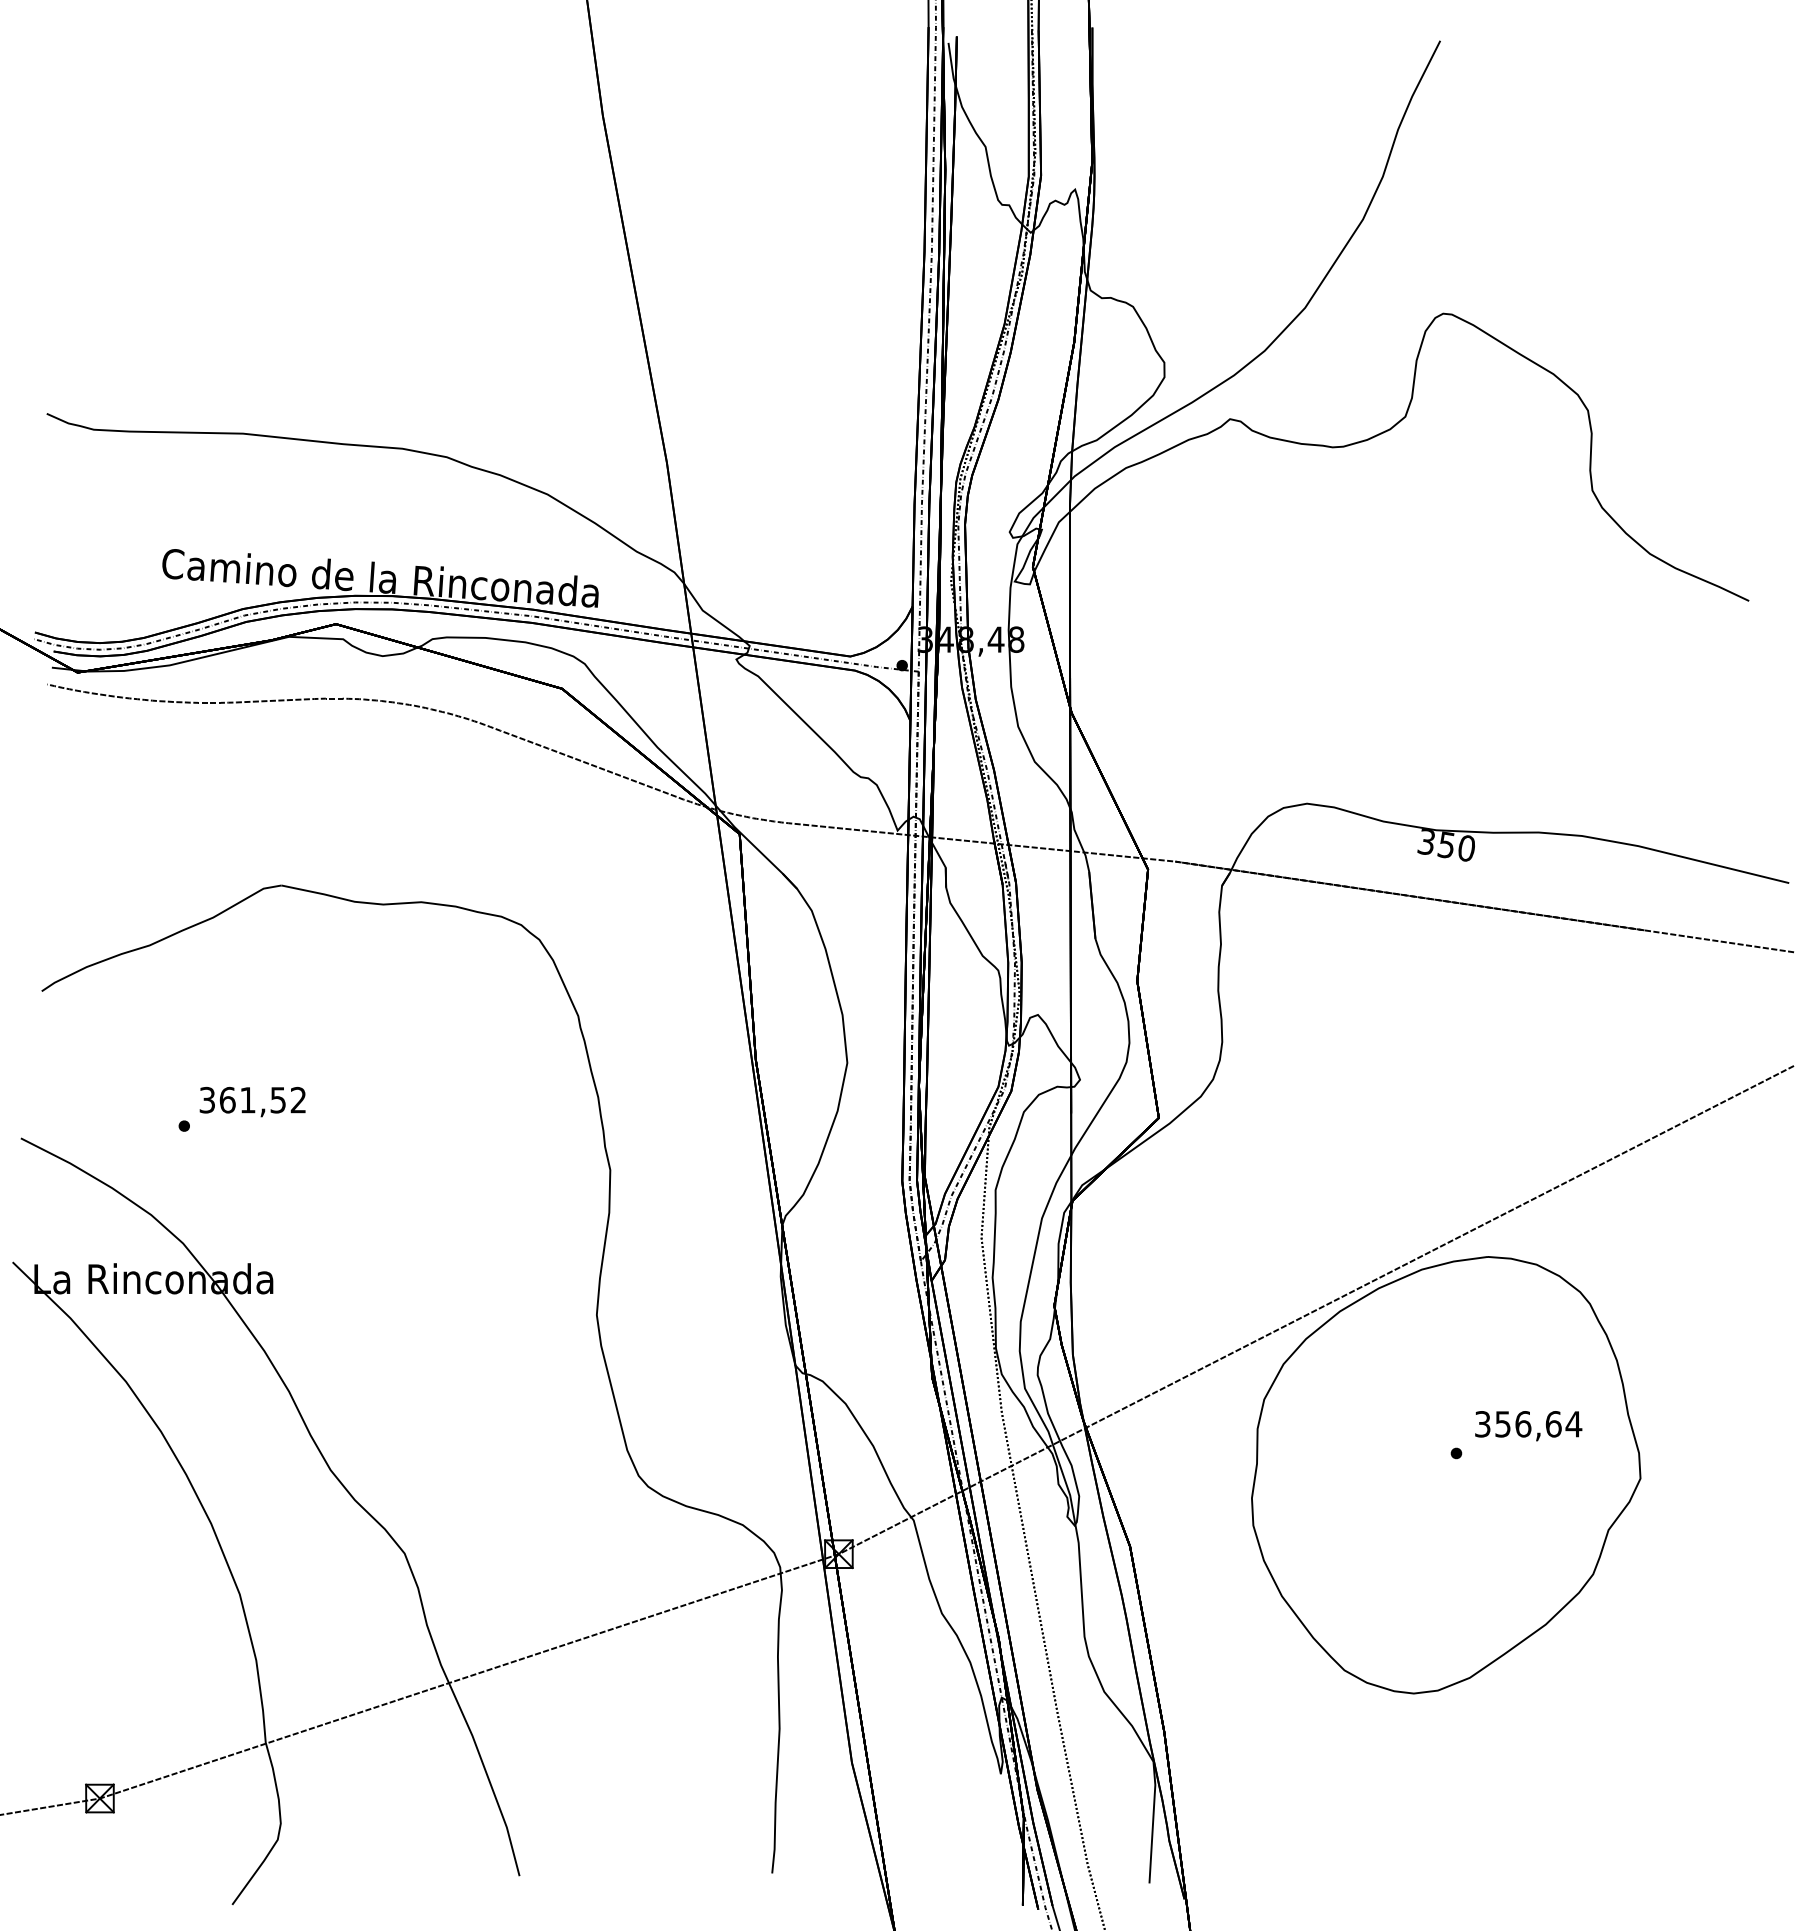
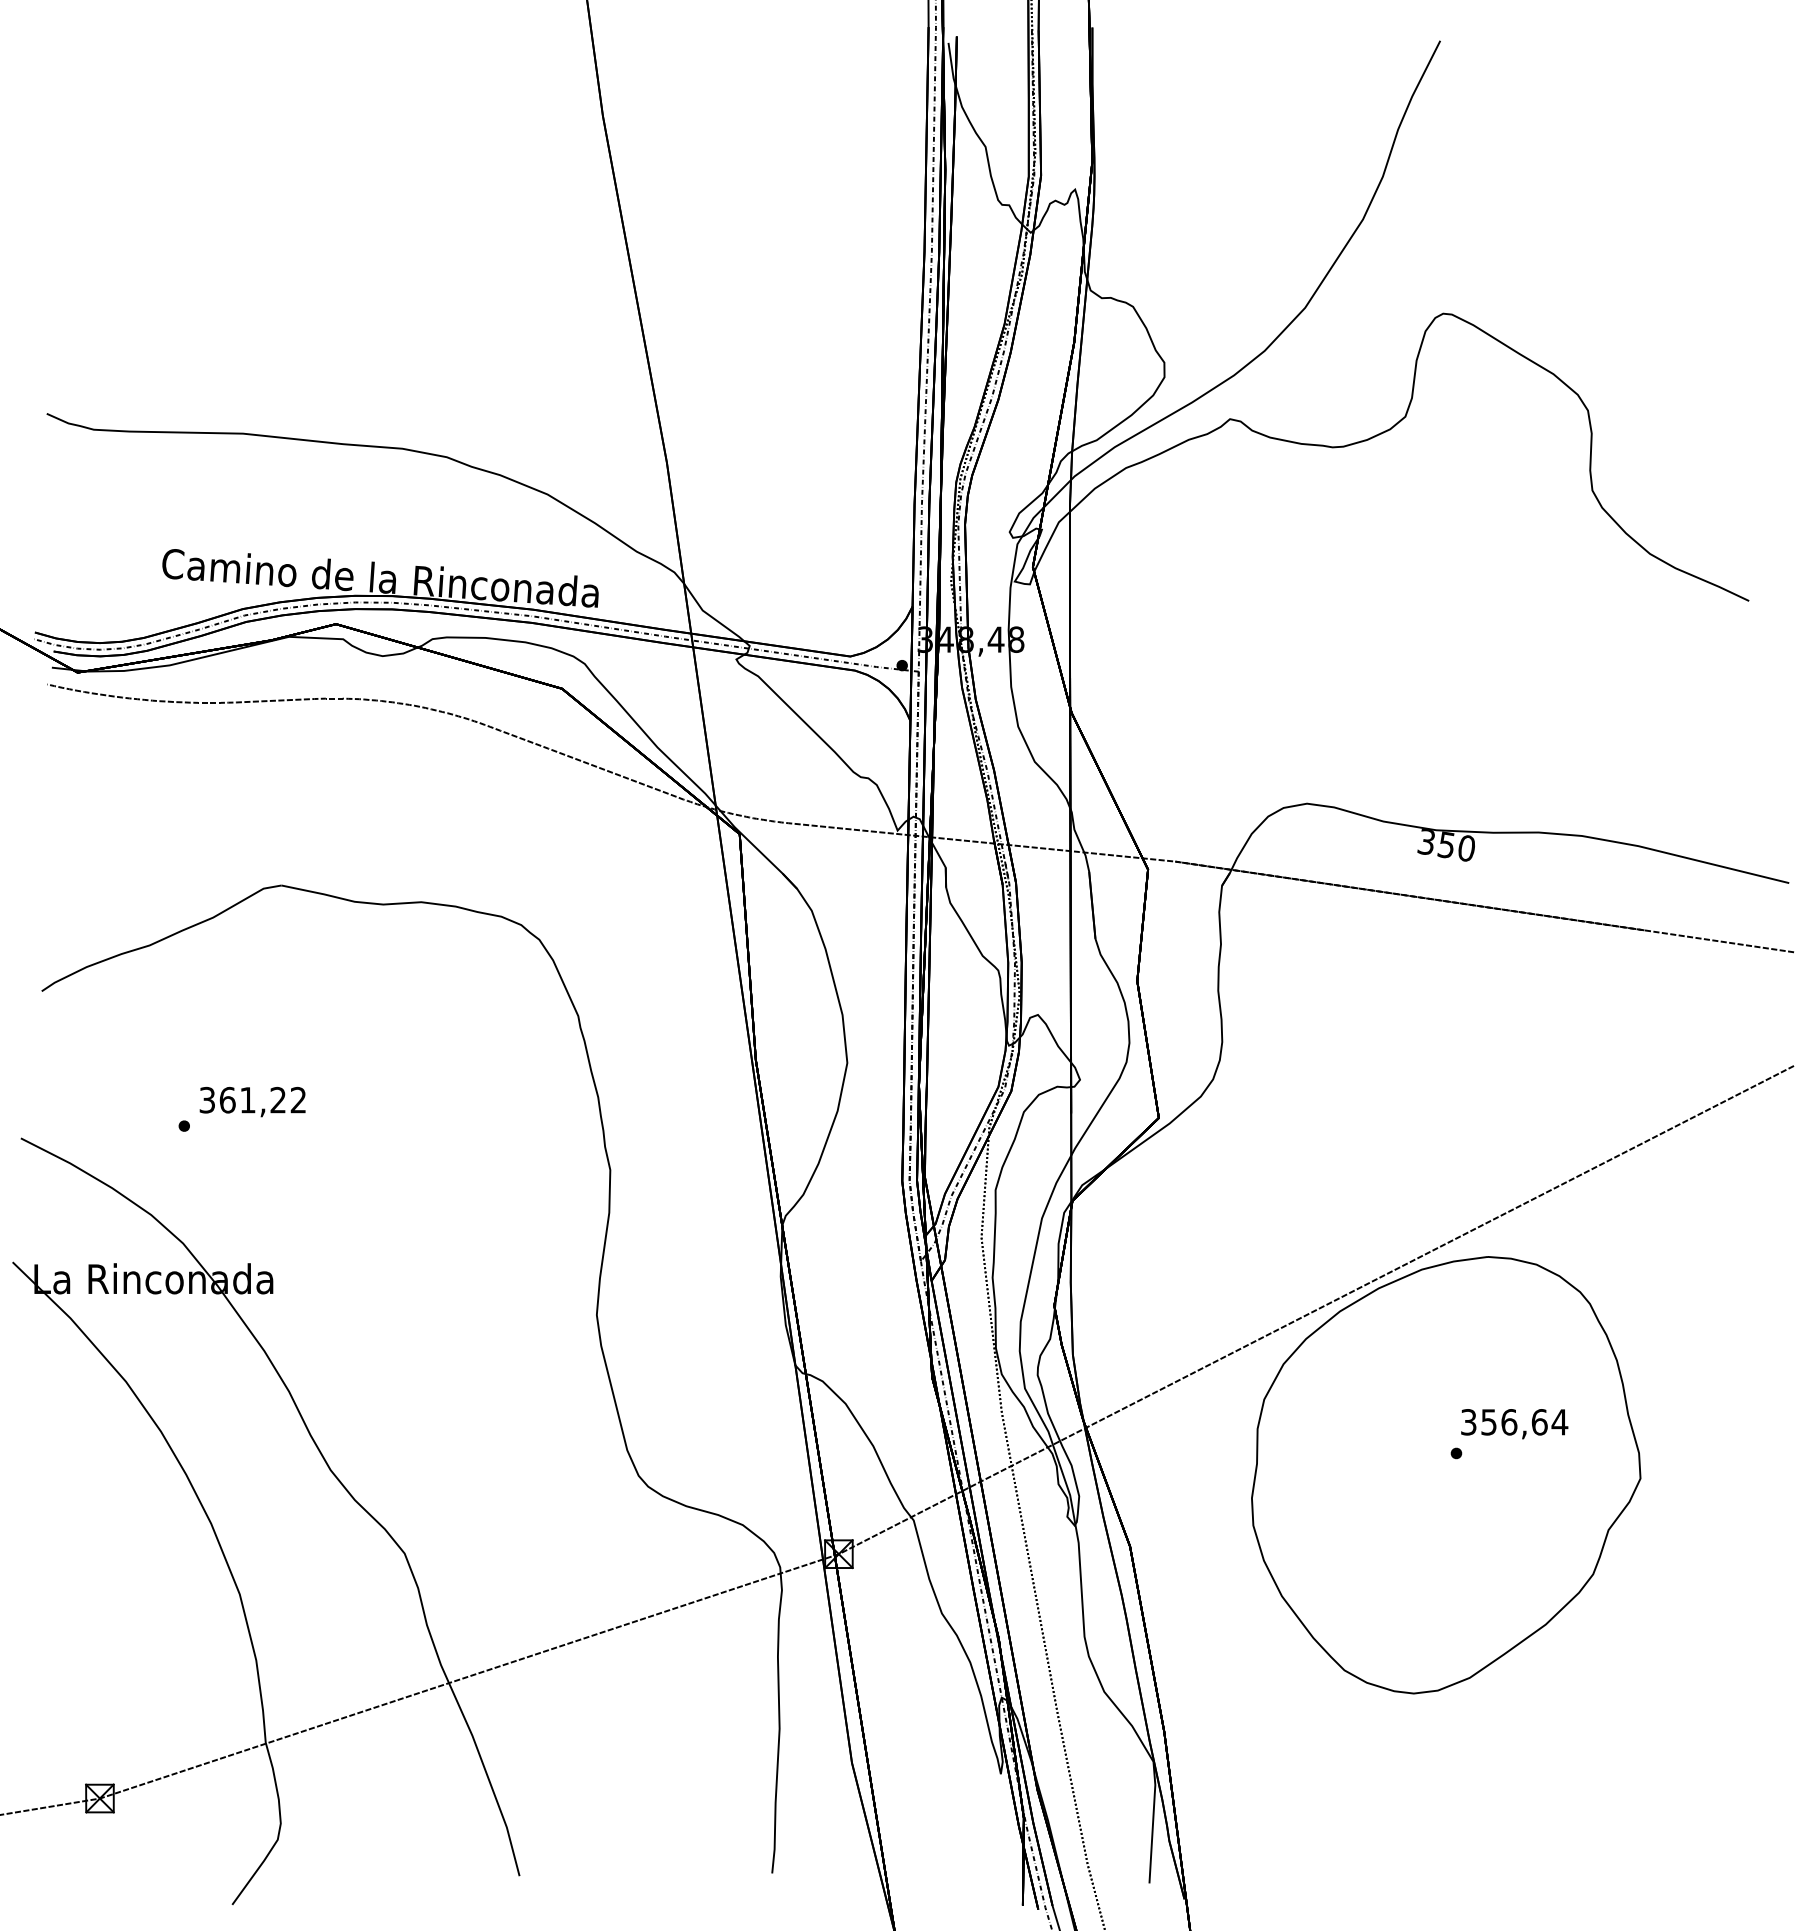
text: 361,52 -> 361,22 (277, 1099)
text position: (1528, 1426) -> (1514, 1424) (1514, 1424)
